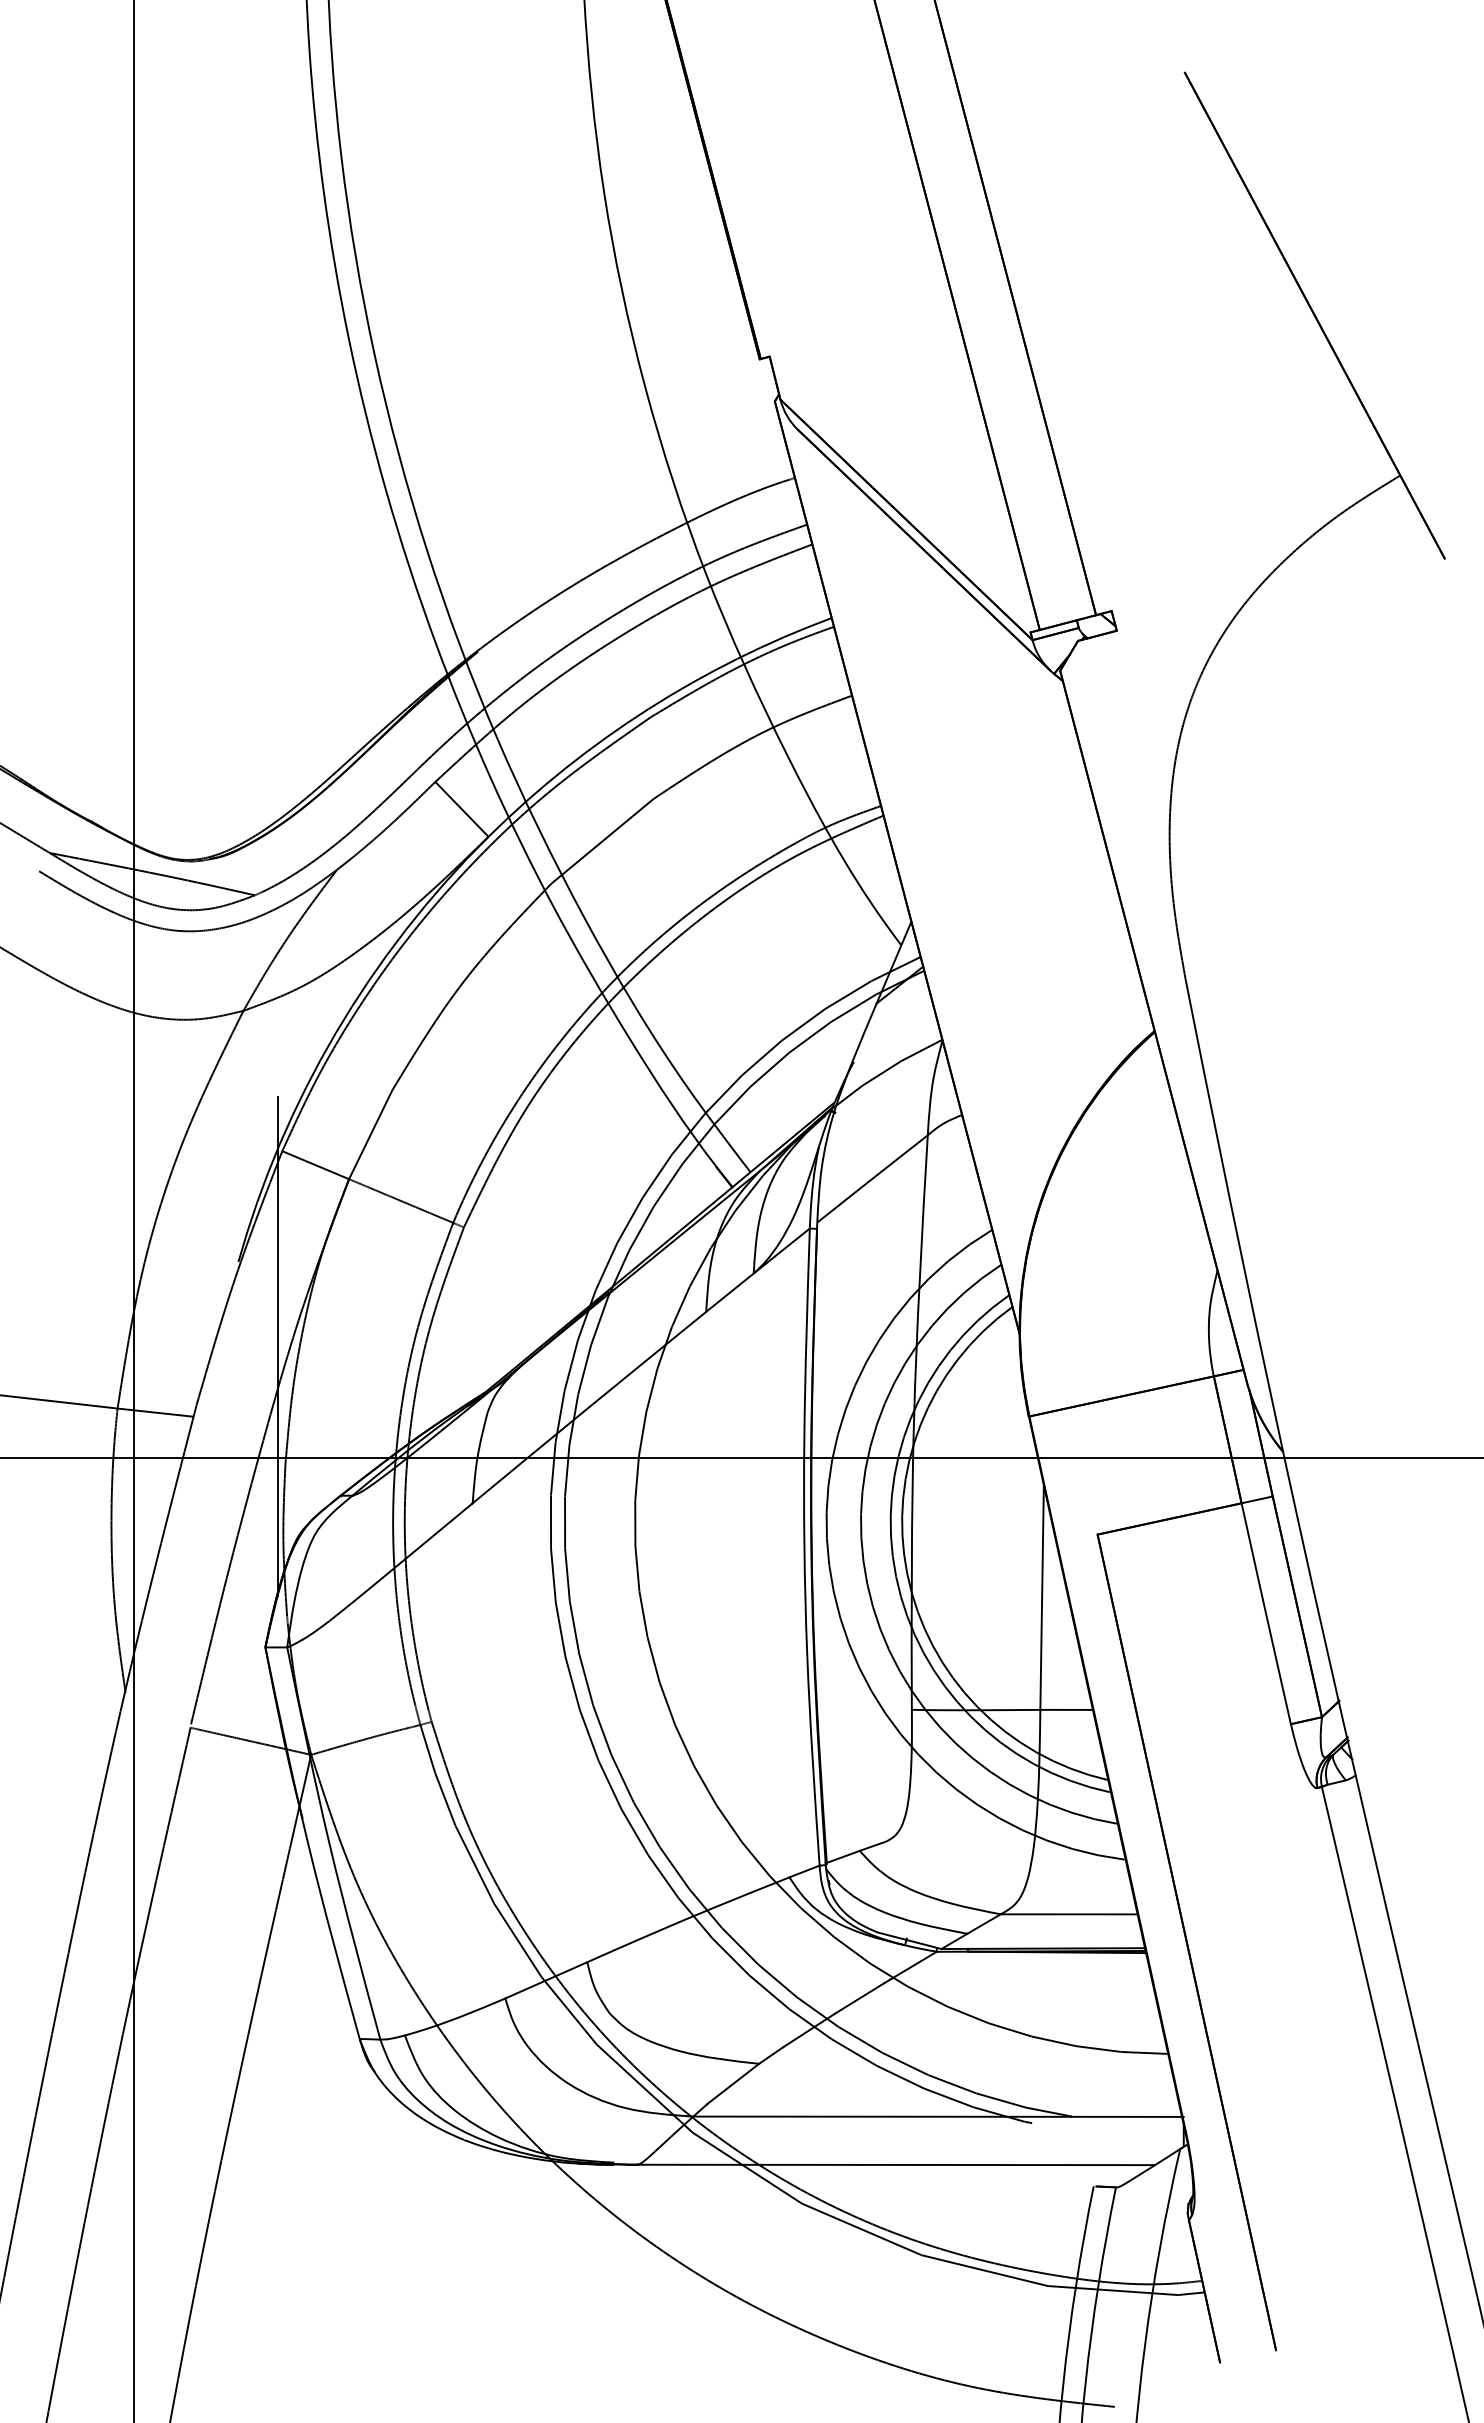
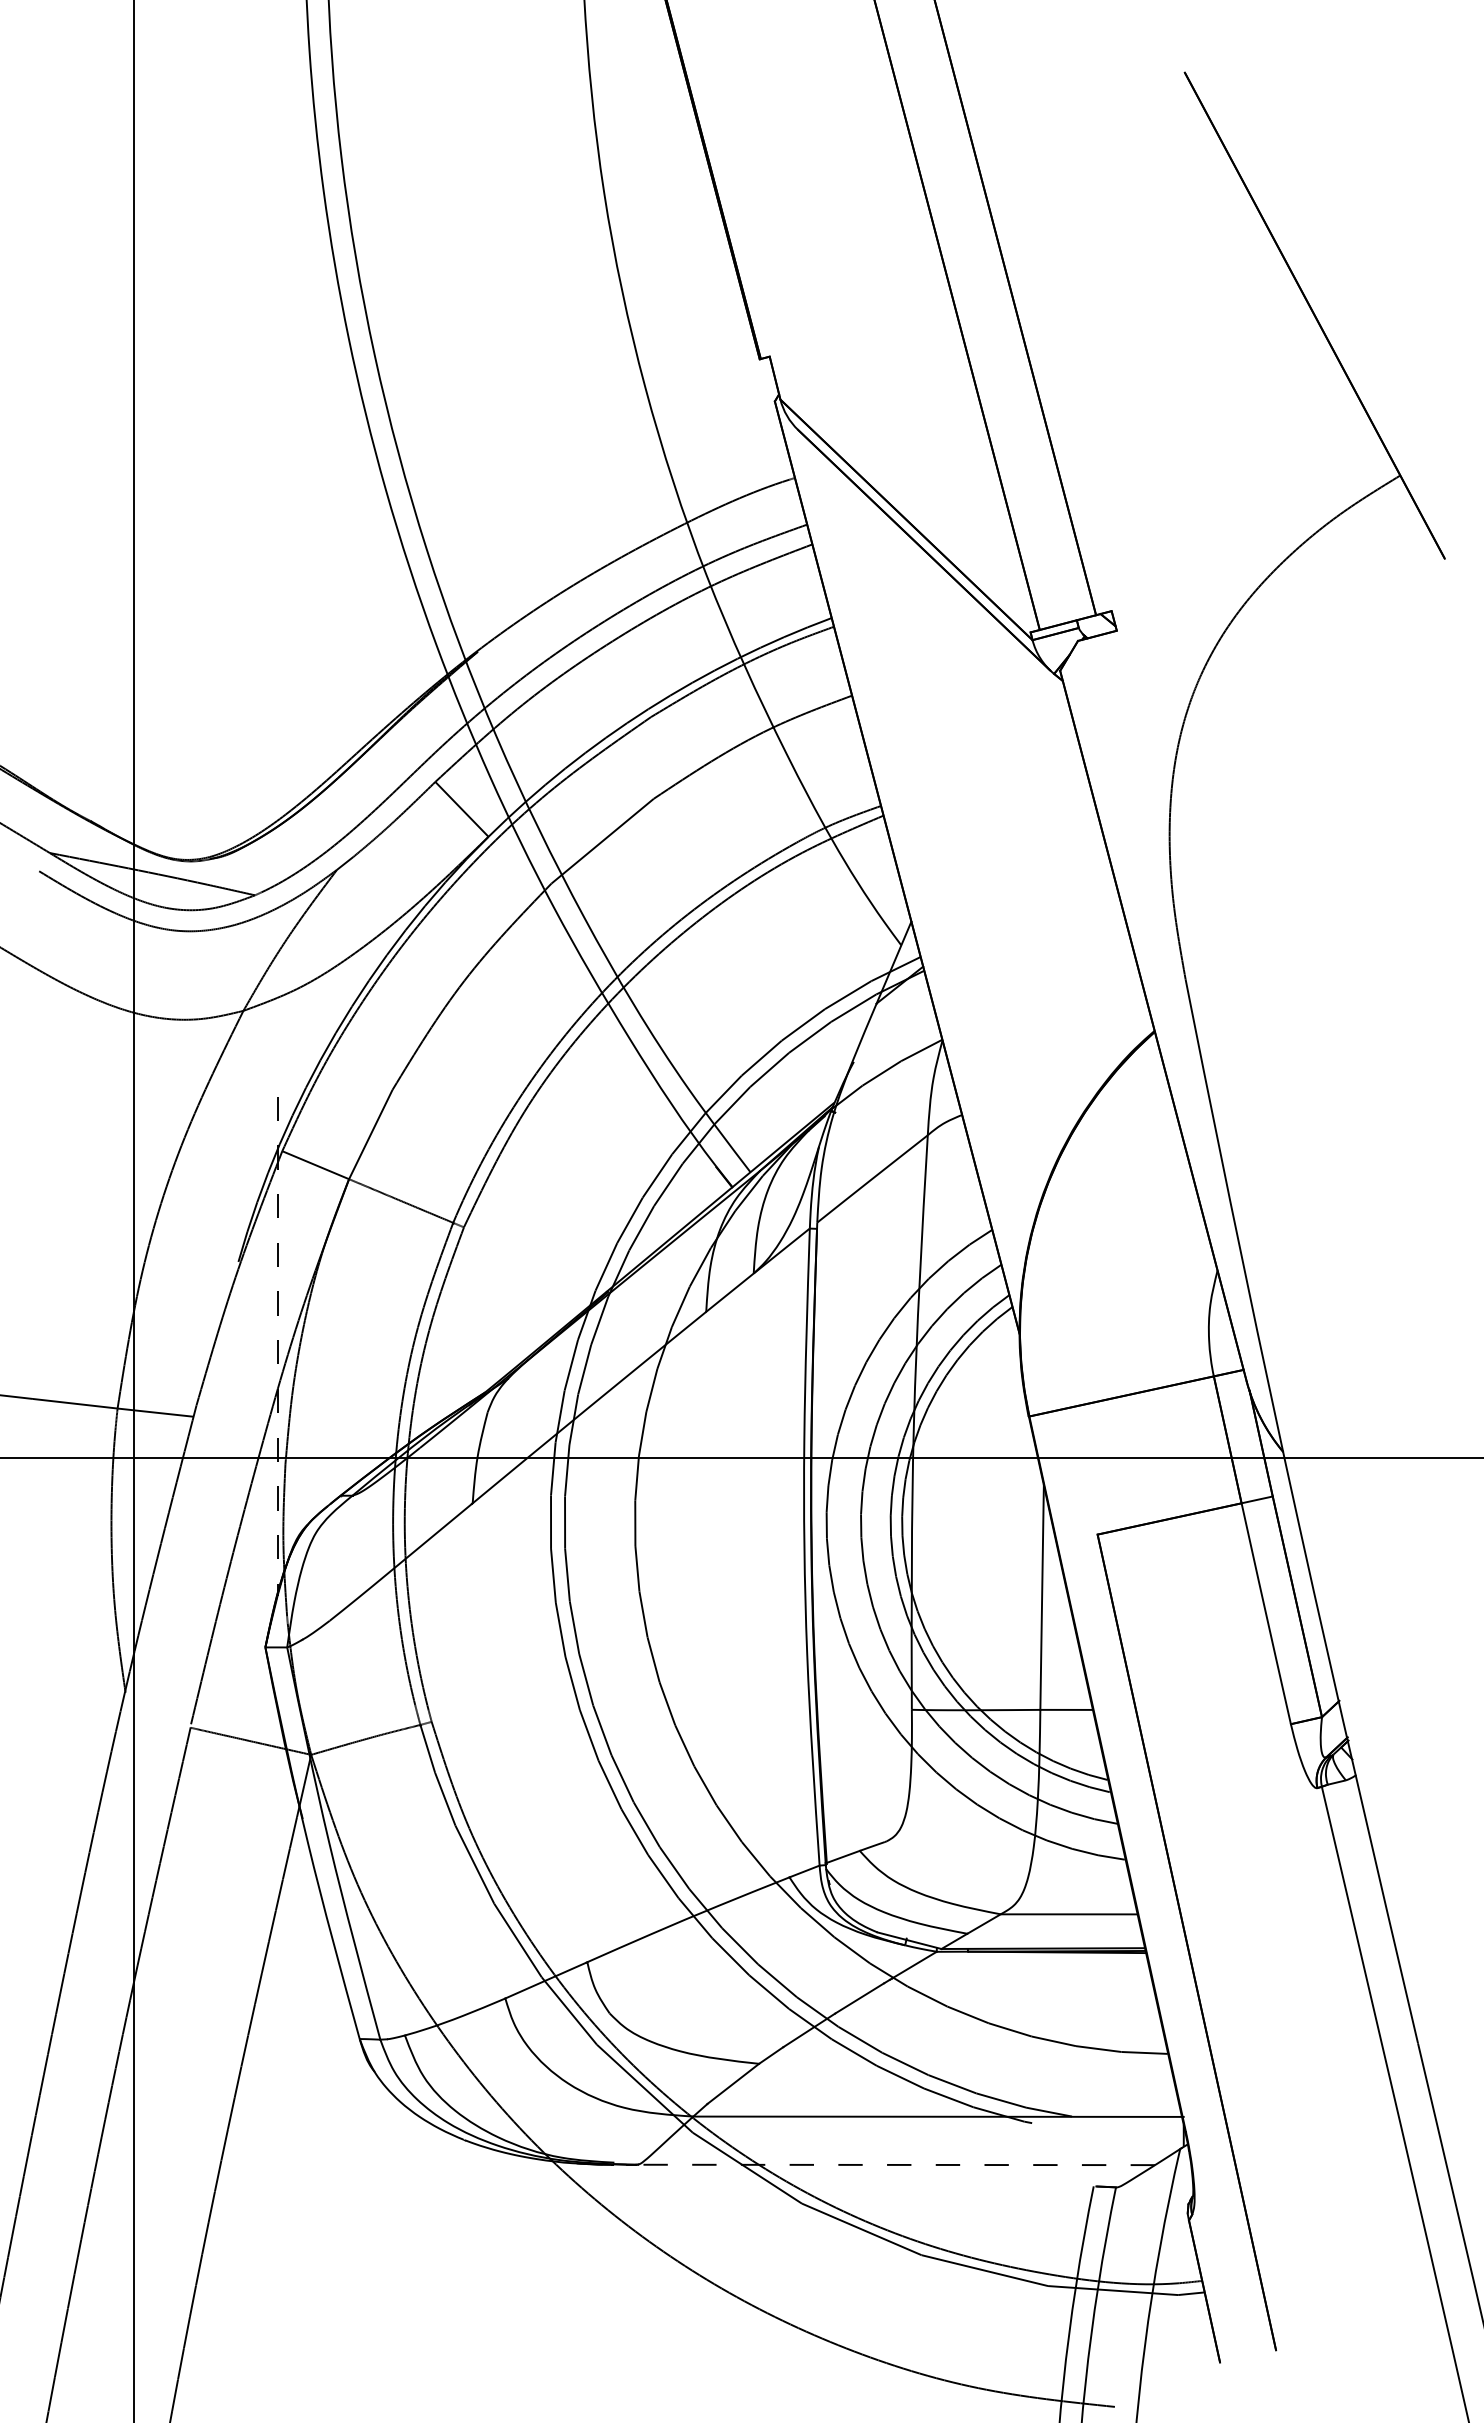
line: solid -> dashed (278, 1346)
line: solid -> dashed (895, 2164)
